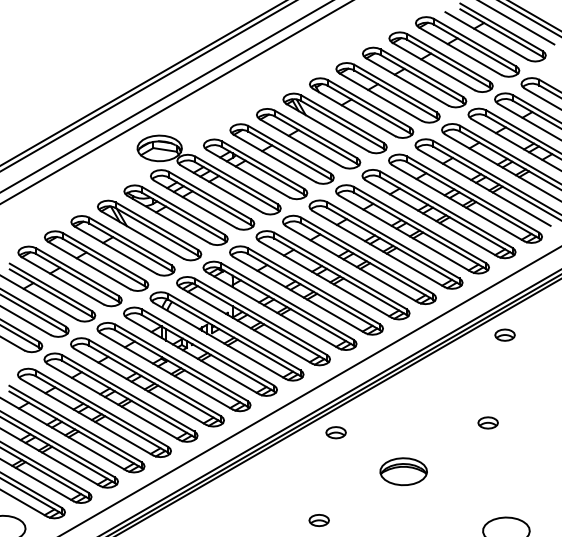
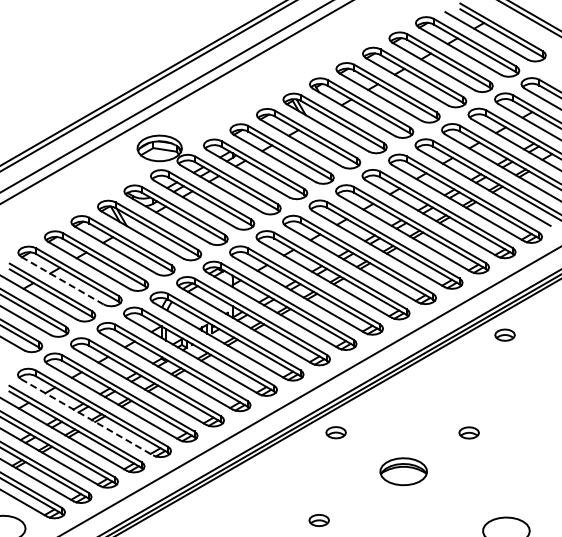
line: present -> none (517, 23)
line: solid -> dashed (62, 280)
line: solid -> dashed (87, 417)
part position: (487, 422) -> (468, 432) (468, 432)
